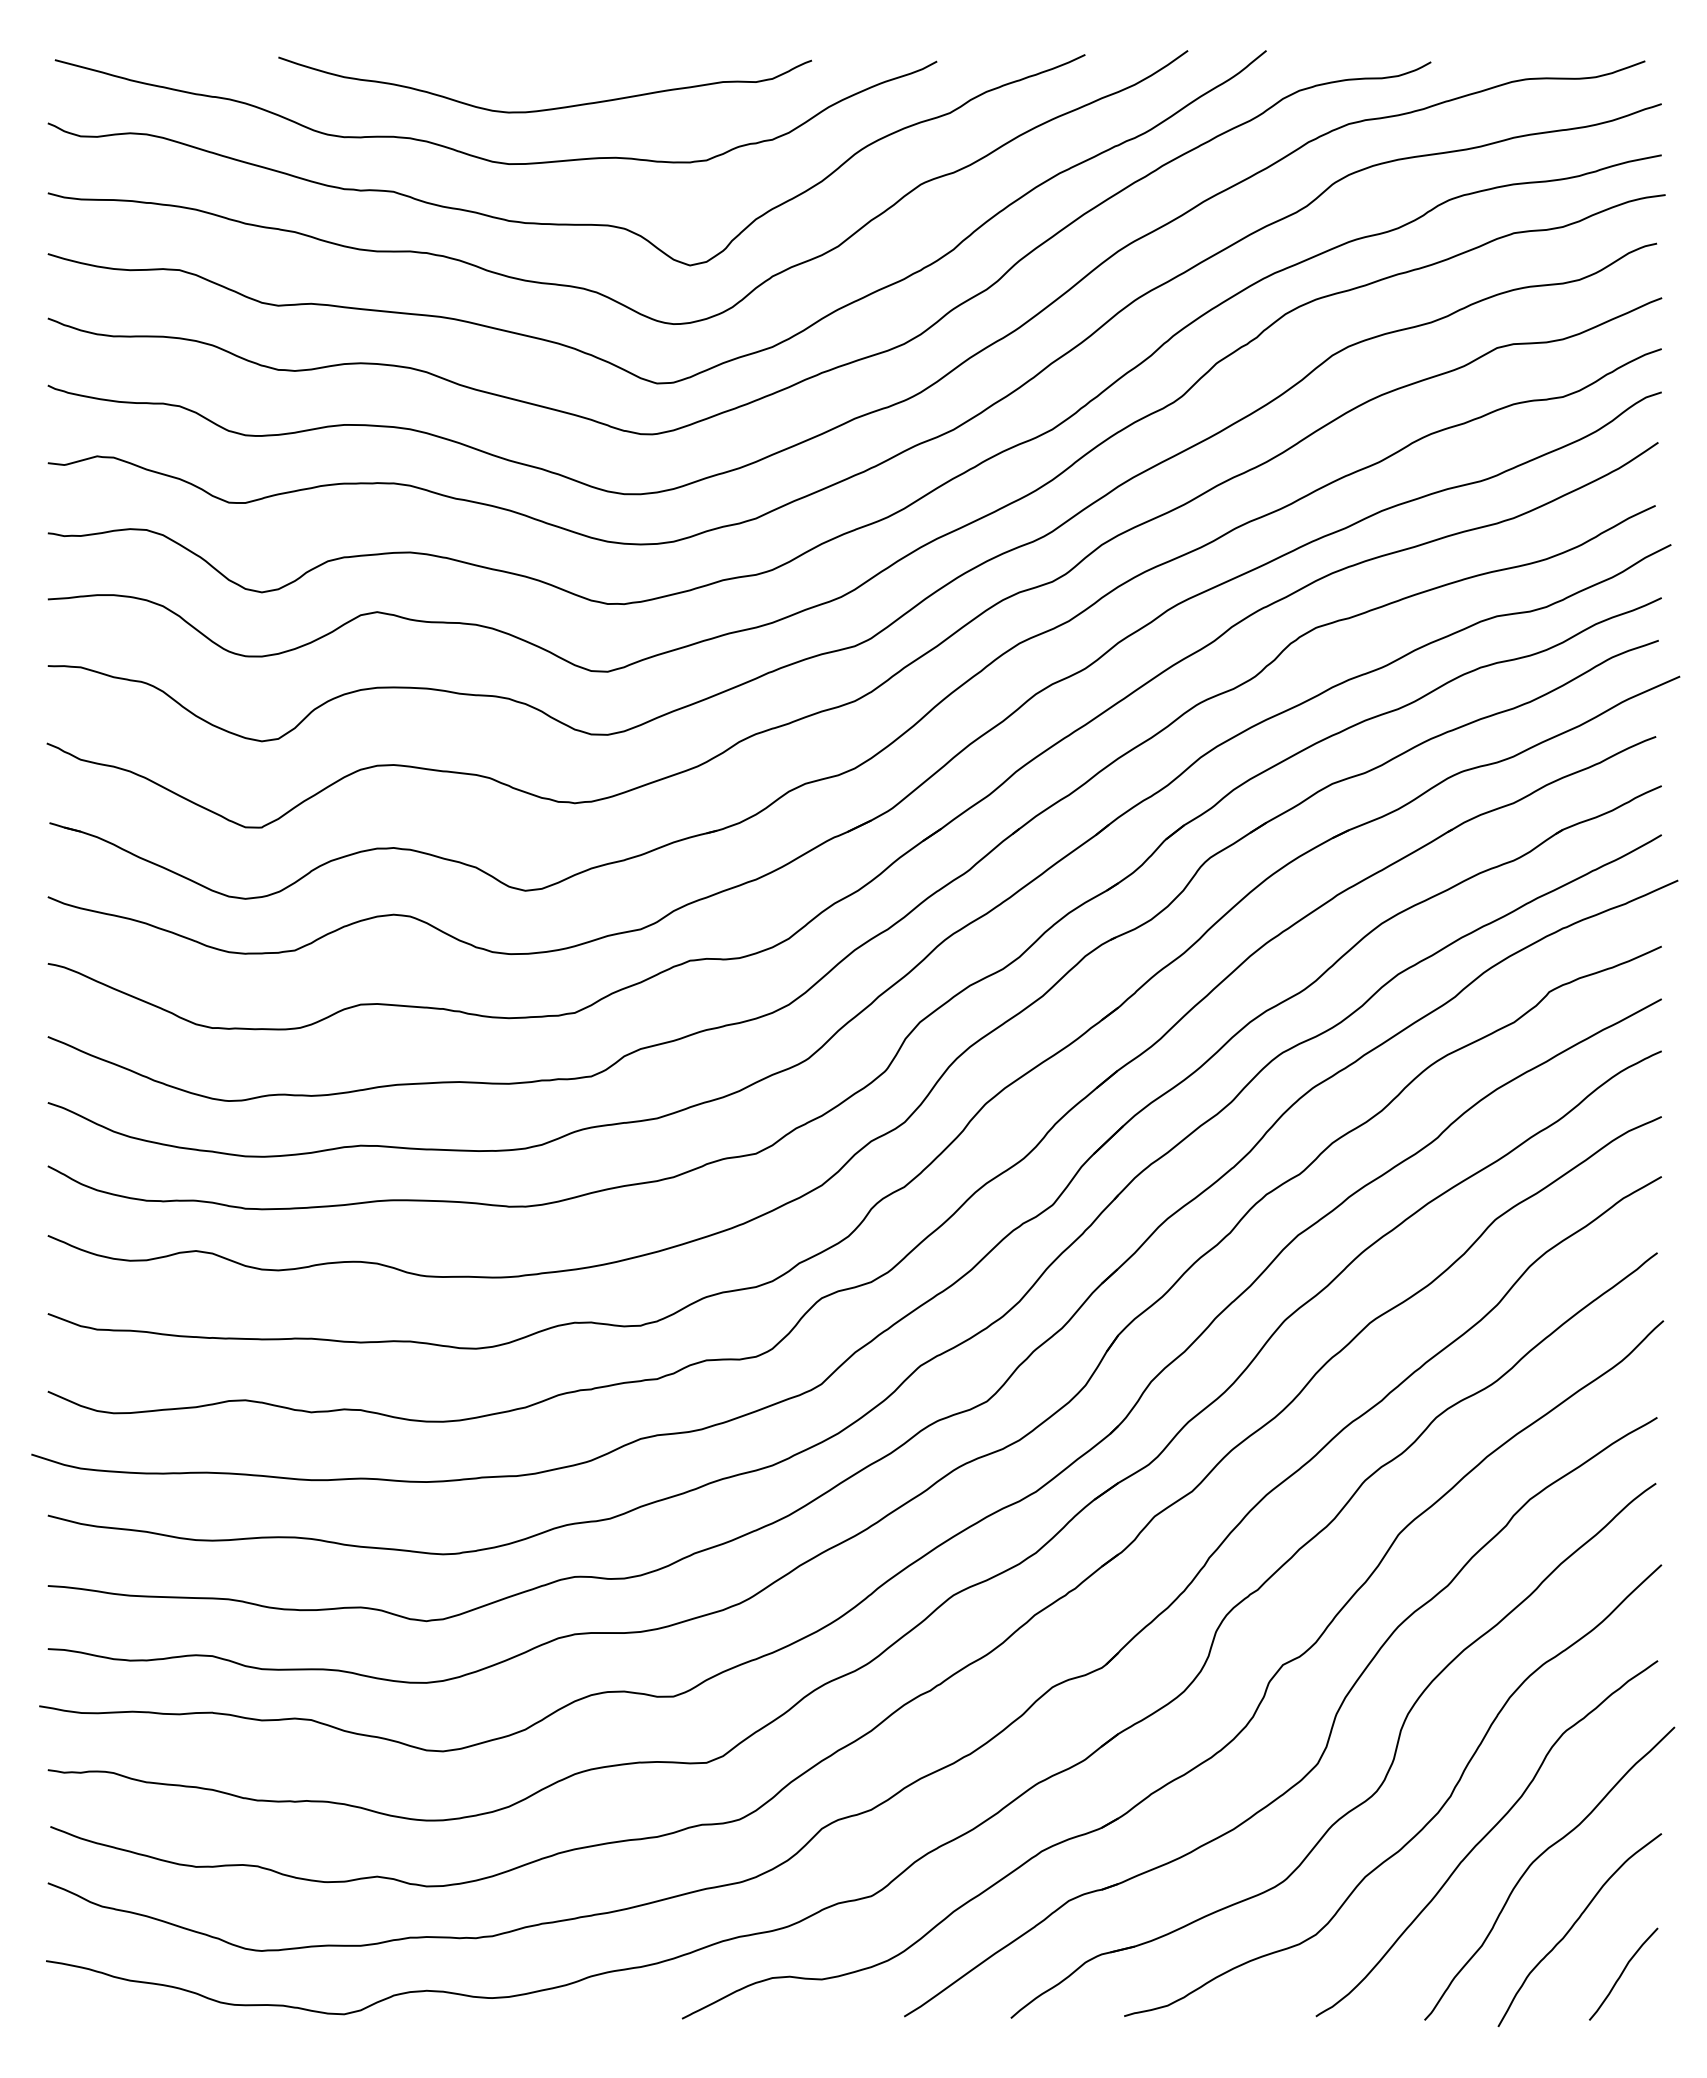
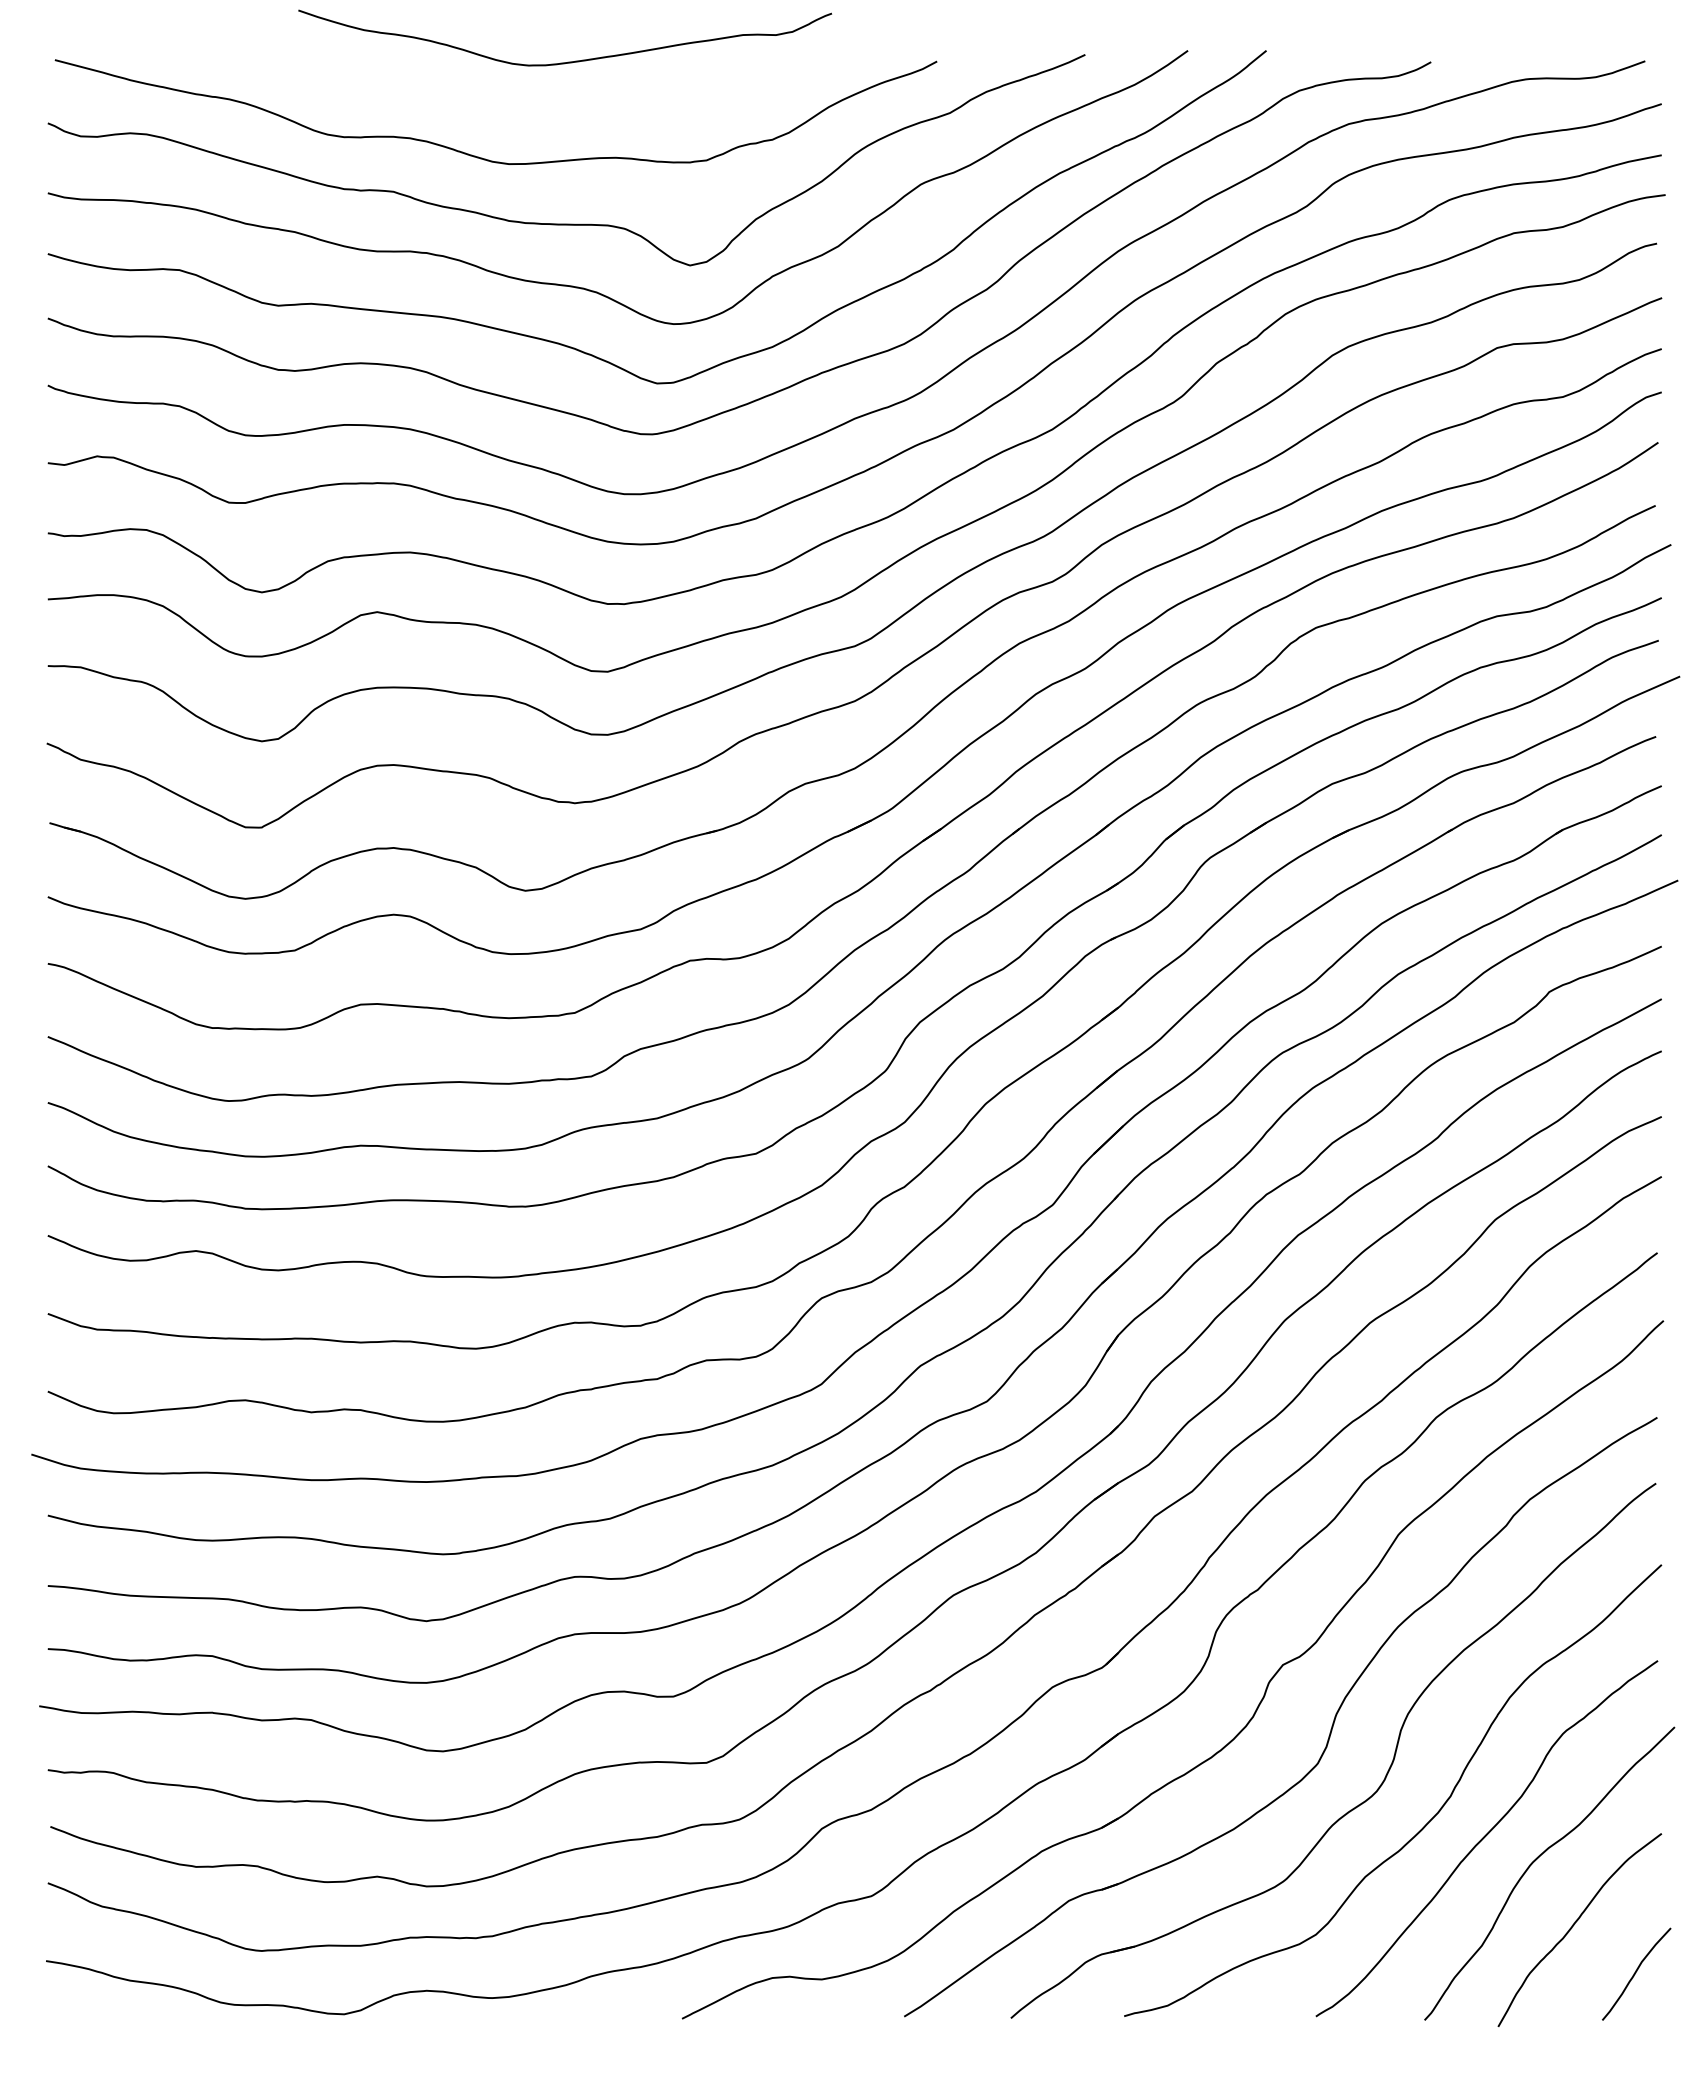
curve position: (548, 108) -> (568, 61) (568, 61)
curve position: (1623, 1972) -> (1636, 1972) (1636, 1972)
